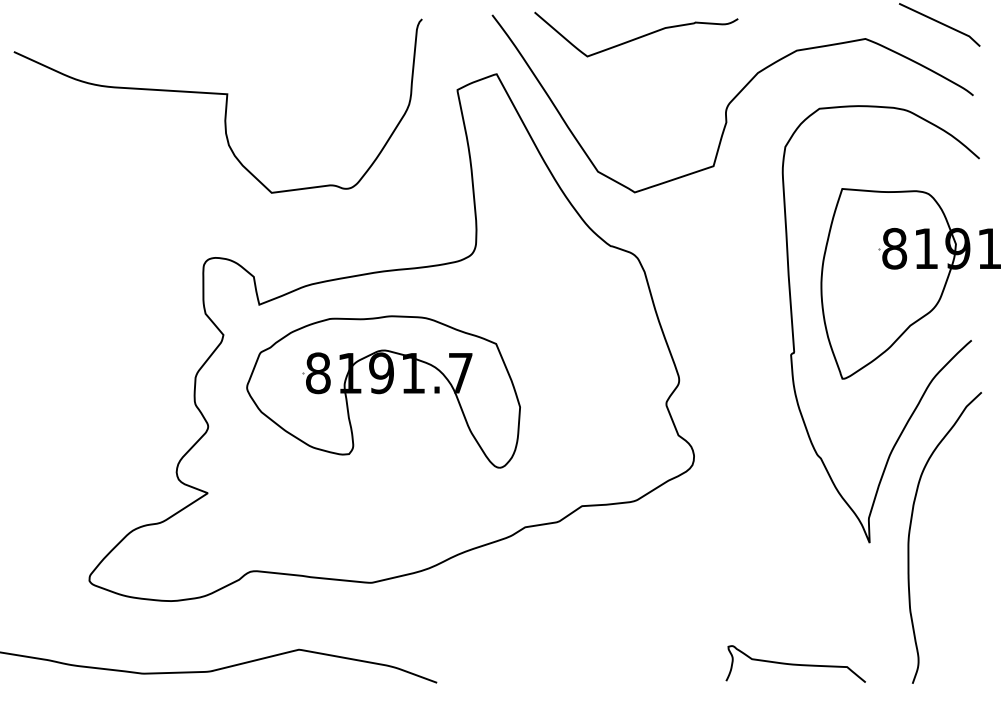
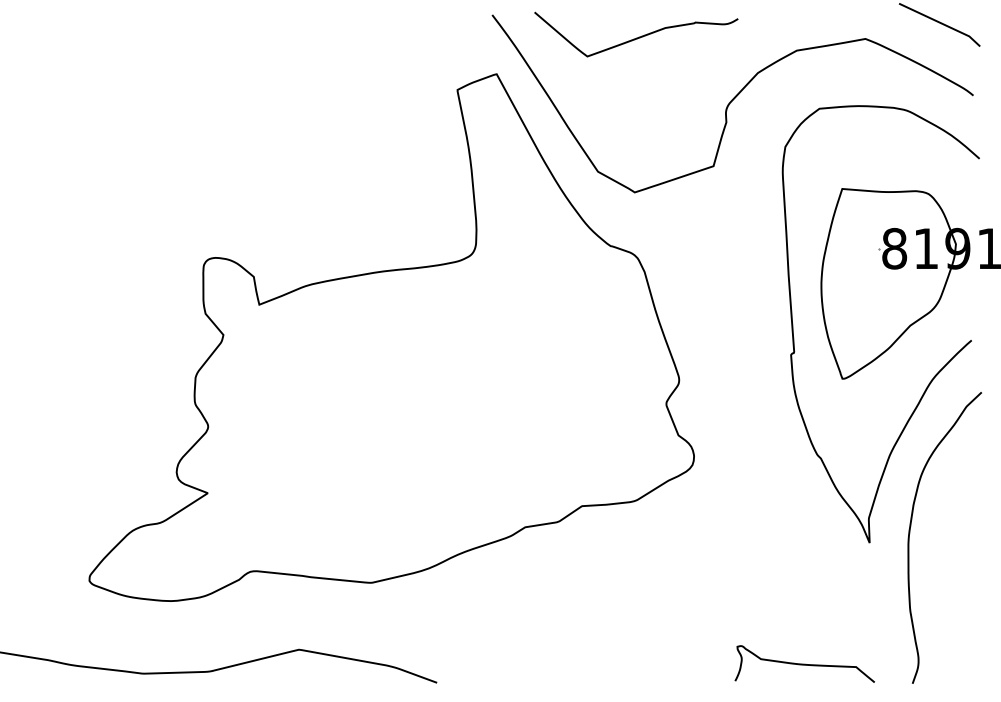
curve: present -> none (225, 105)
part: present -> none (383, 391)
curve position: (795, 663) -> (804, 663) (804, 663)
